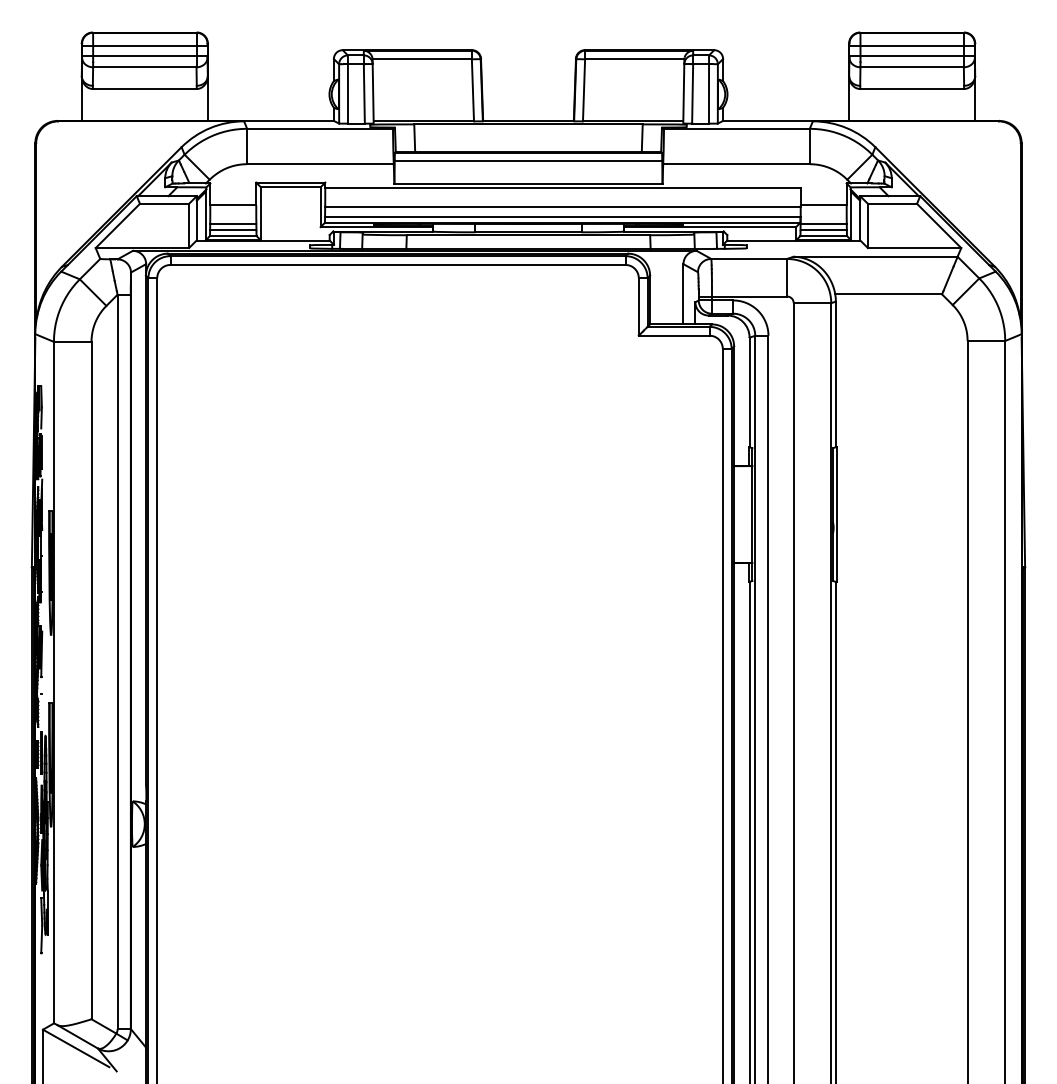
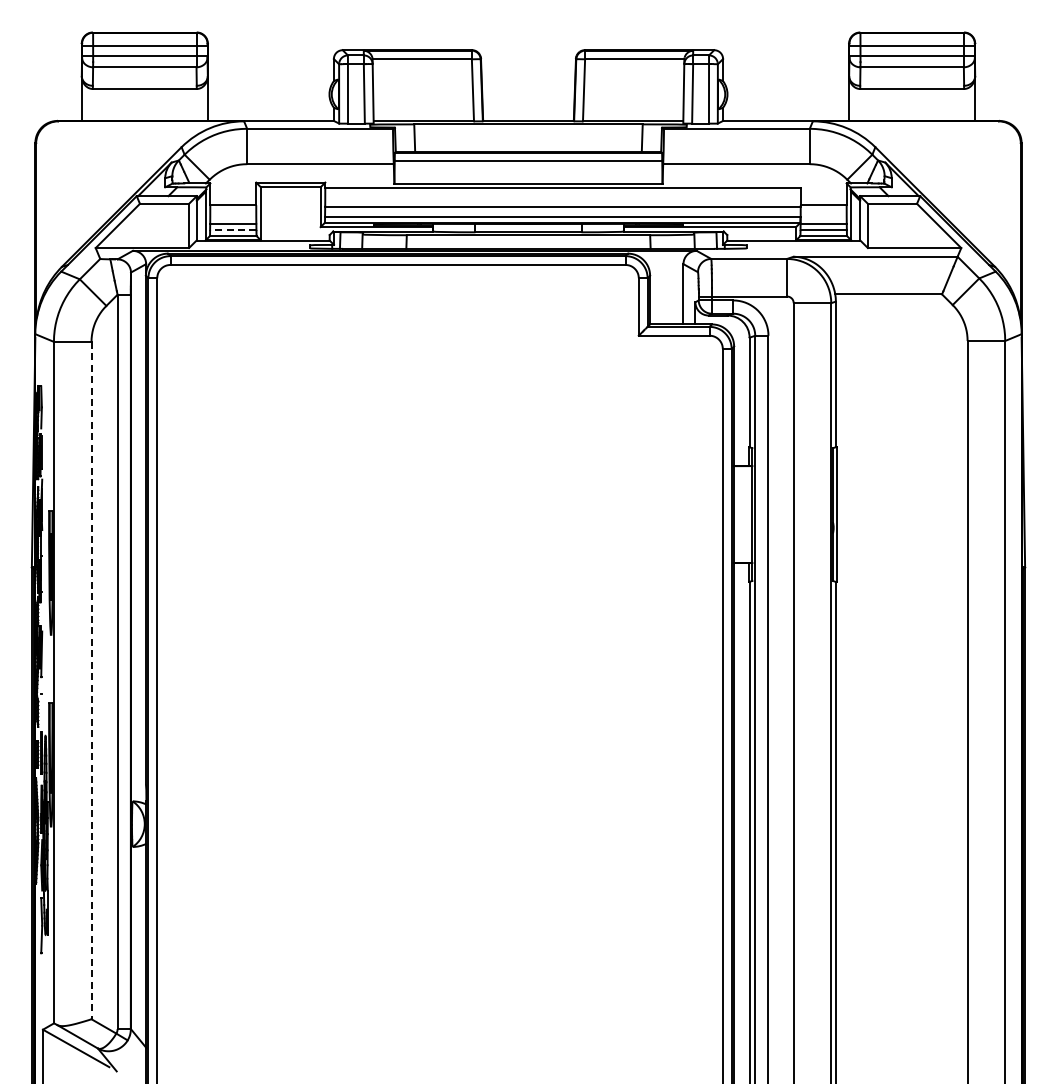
line: solid -> dashed (232, 230)
line: solid -> dashed (91, 680)
